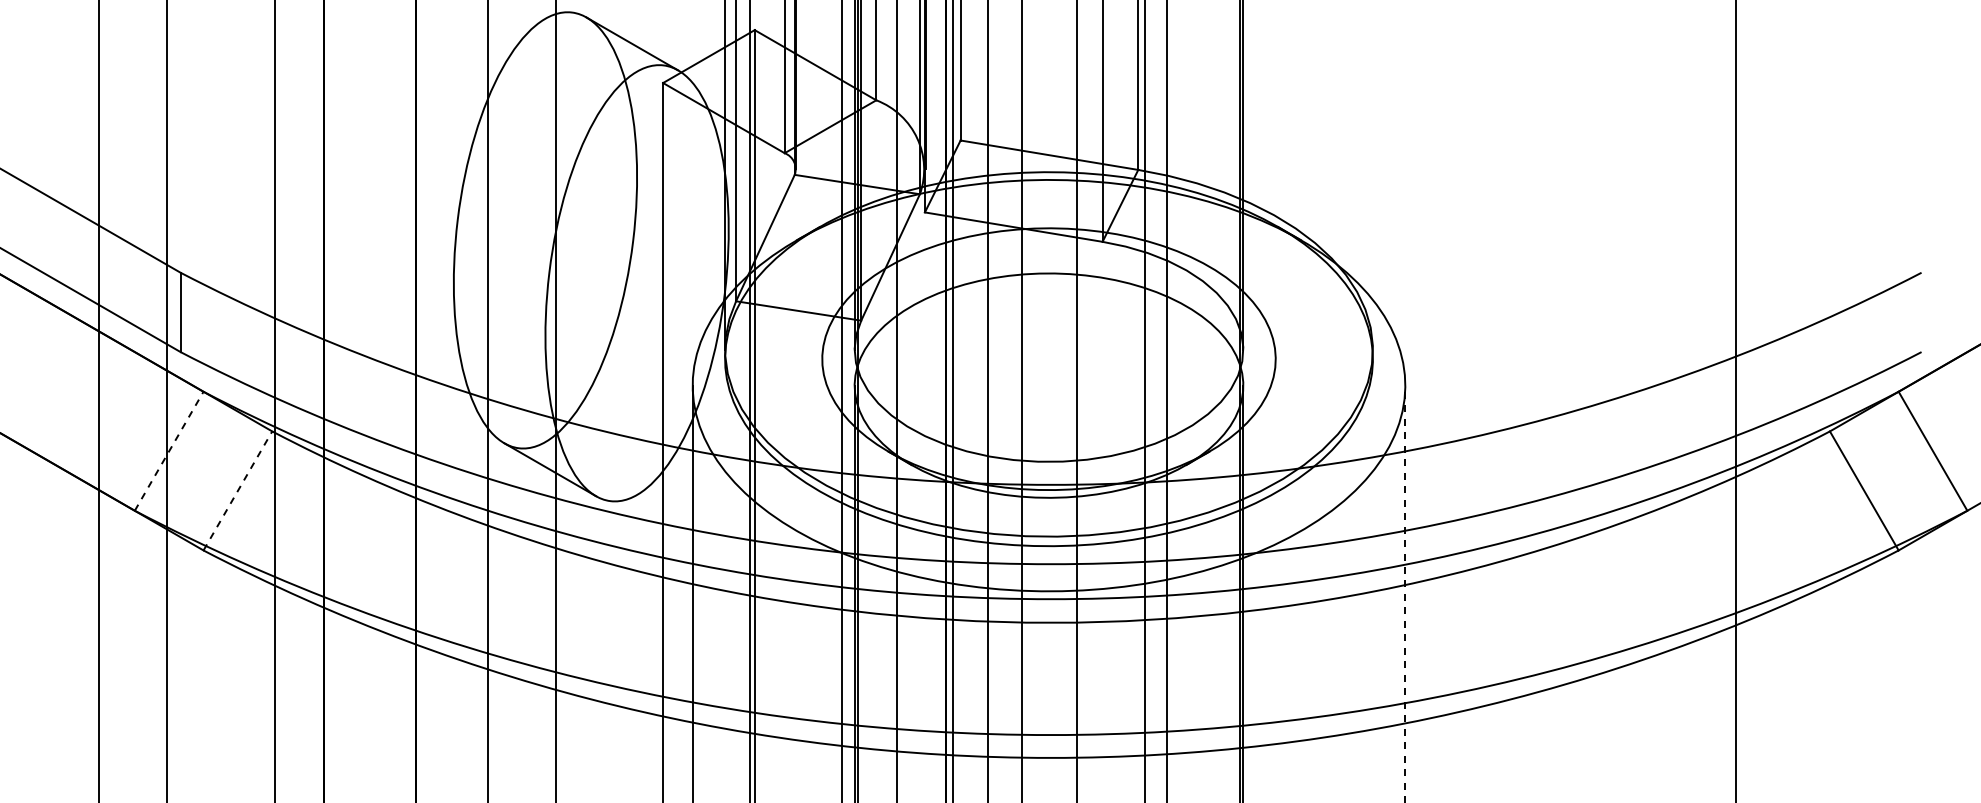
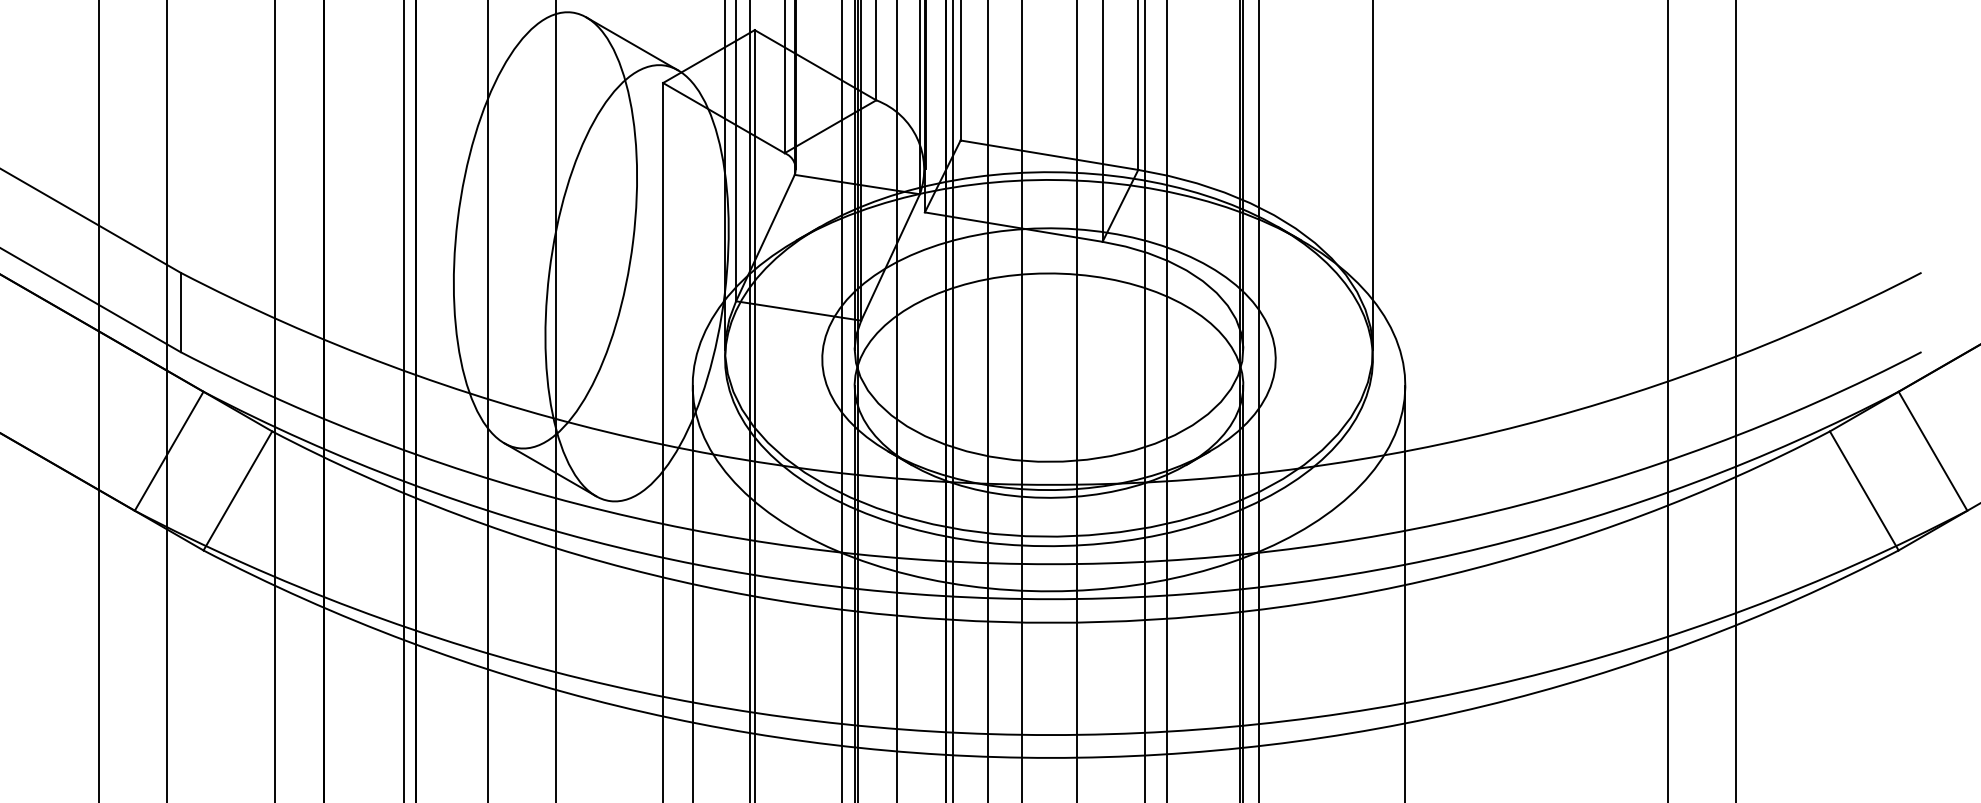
line: none -> present (1372, 175)
line: none -> present (404, 400)
line: none -> present (1258, 400)
line: none -> present (1667, 400)
line: dashed -> solid (169, 451)
line: dashed -> solid (237, 490)
line: dashed -> solid (1405, 593)
